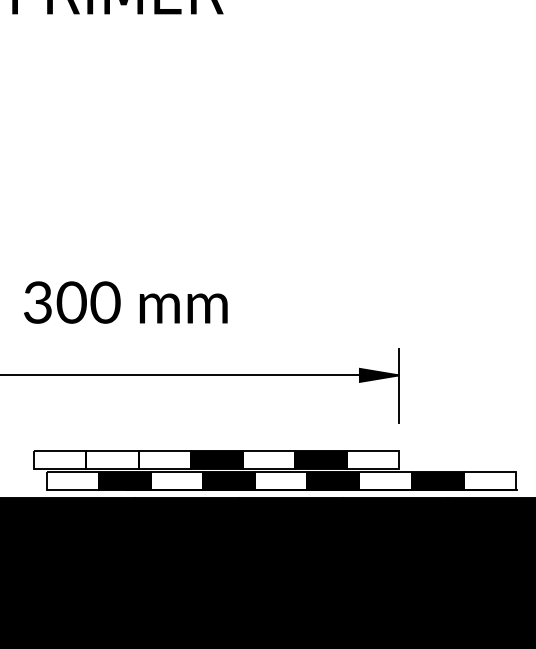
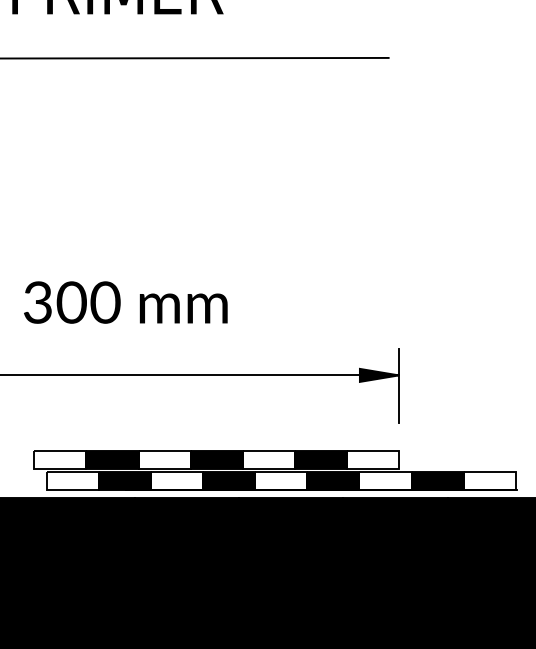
line: none -> present (195, 57)
fill: none -> present (112, 459)
